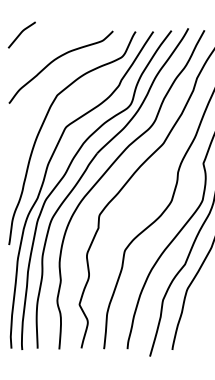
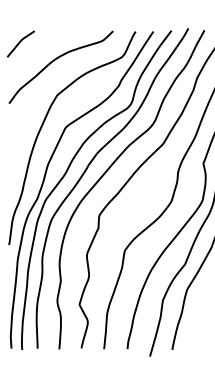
curve position: (21, 33) -> (20, 42) (20, 42)
